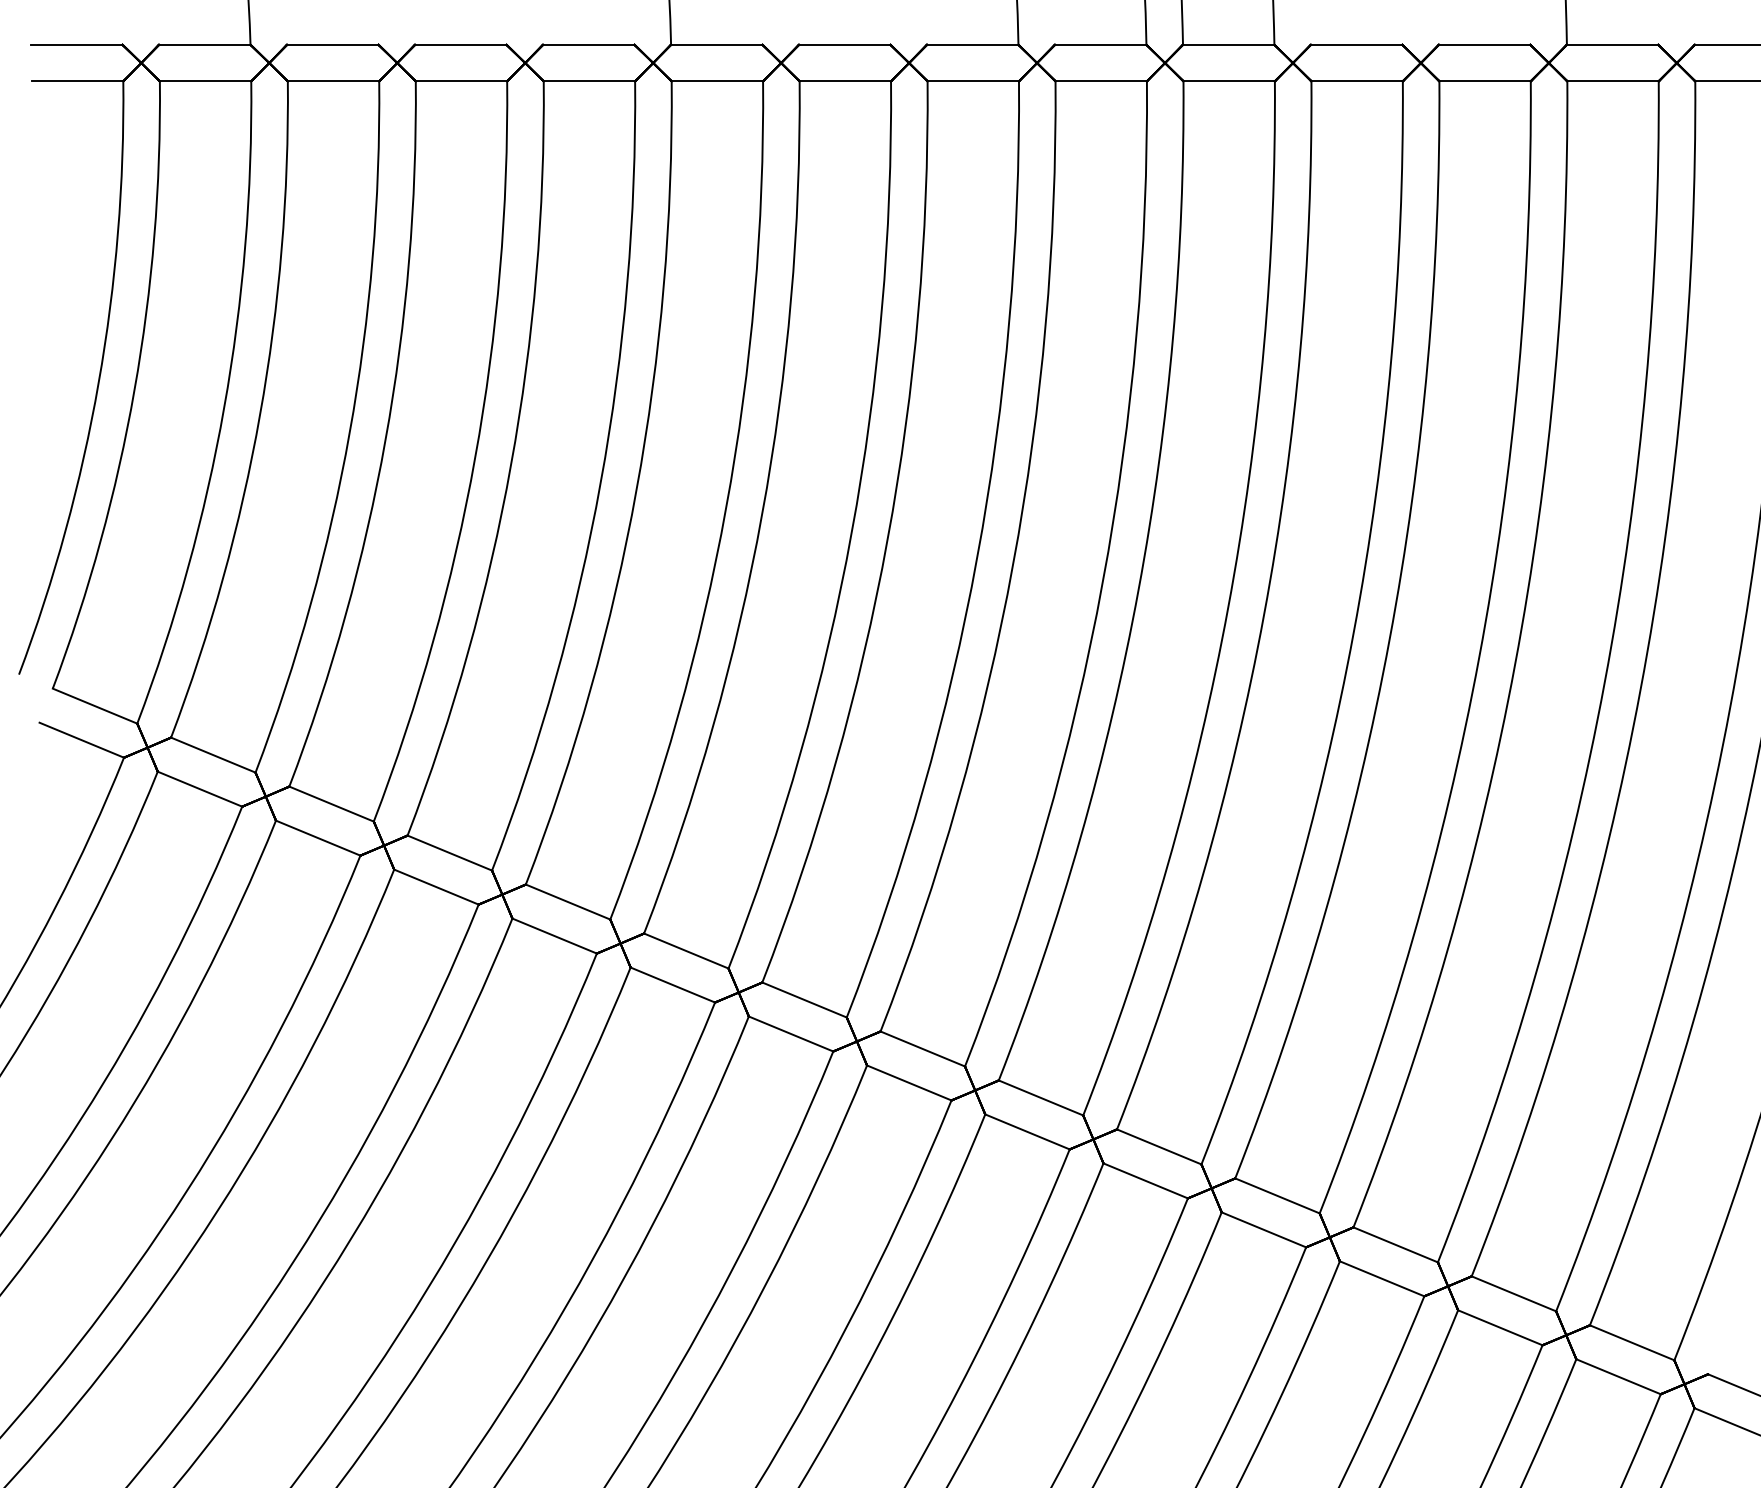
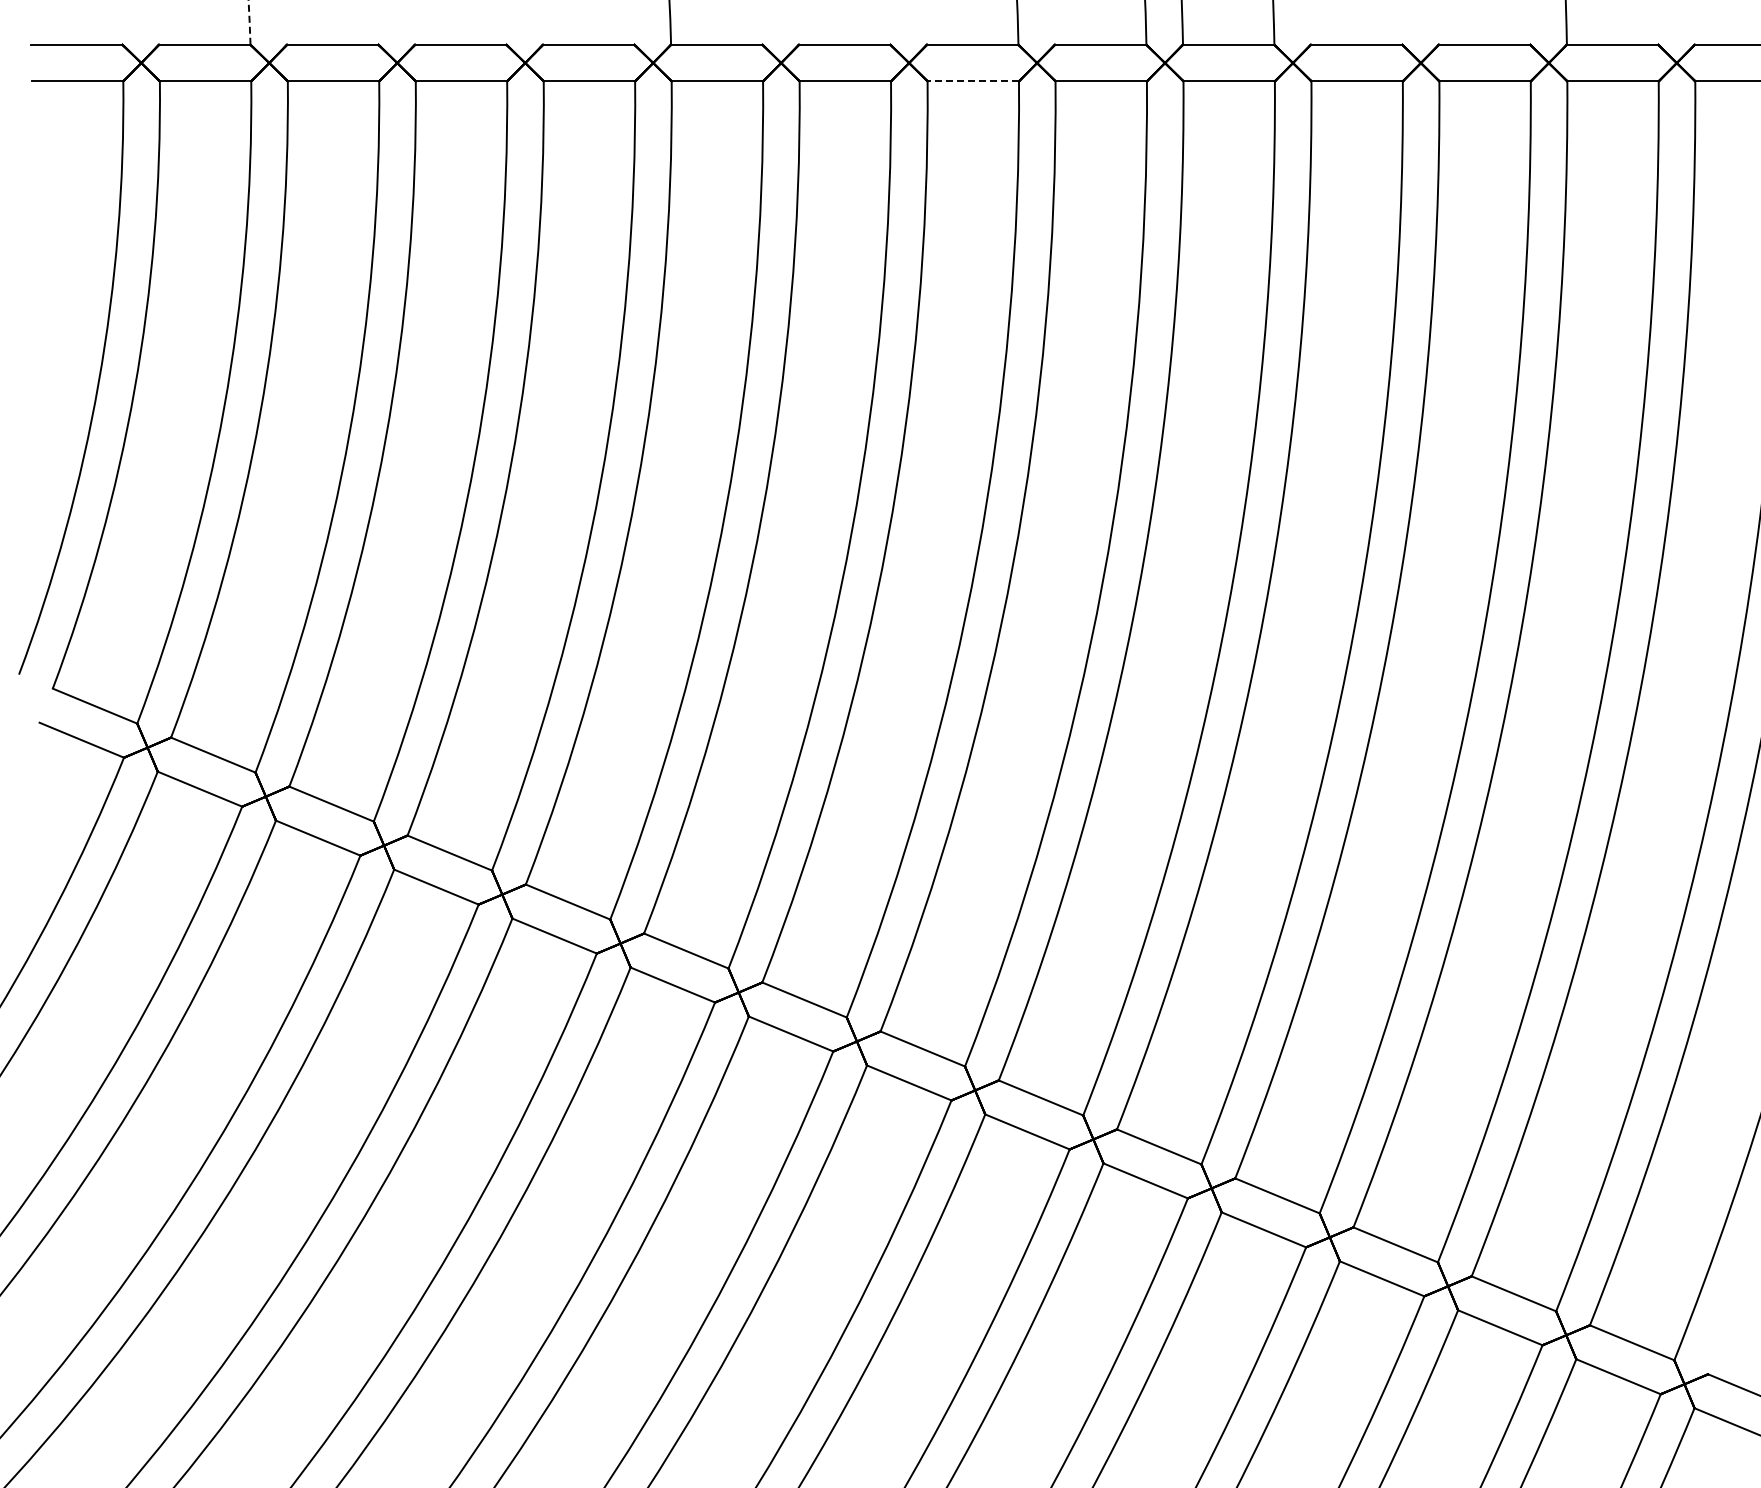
arc: solid -> dashed (249, 22)
line: solid -> dashed (973, 81)
